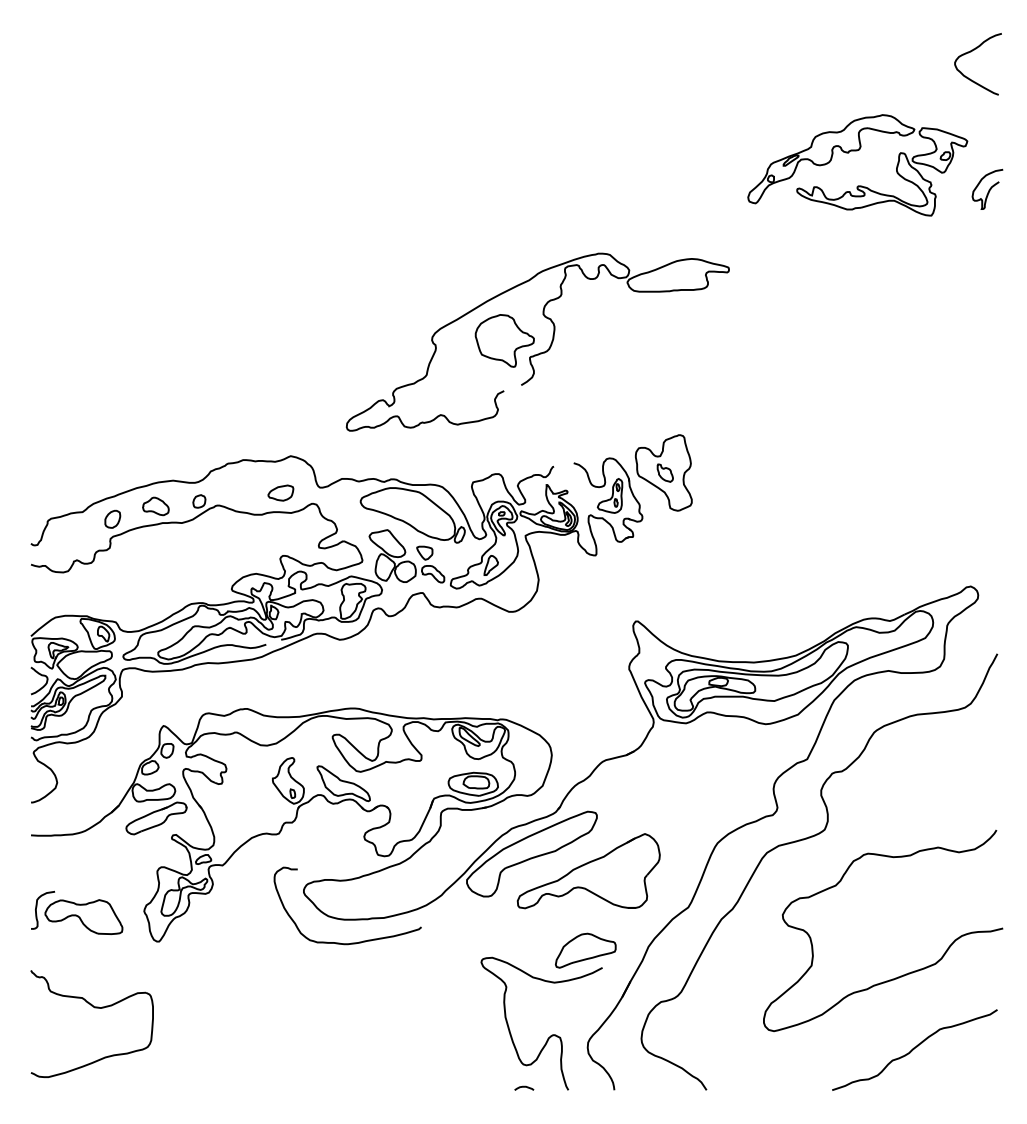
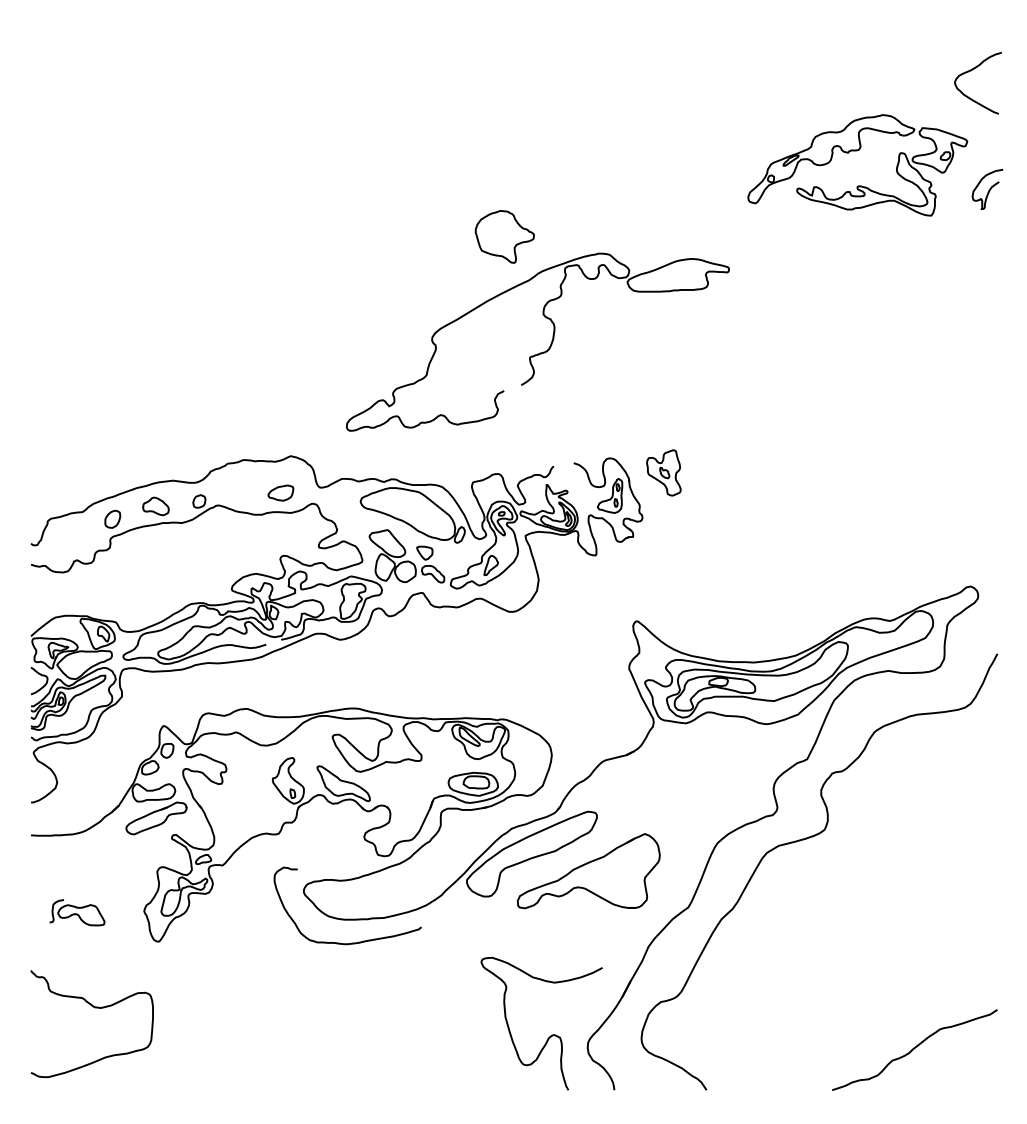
curve position: (971, 52) -> (971, 71) (971, 71)
part position: (504, 340) -> (504, 236) (504, 236)
part size: 58x78 px -> 36x48 px (663, 472)
part size: 93x45 px -> 57x28 px (77, 912)
part: present -> none (585, 950)
curve: present -> none (900, 975)
curve: present -> none (524, 1087)
